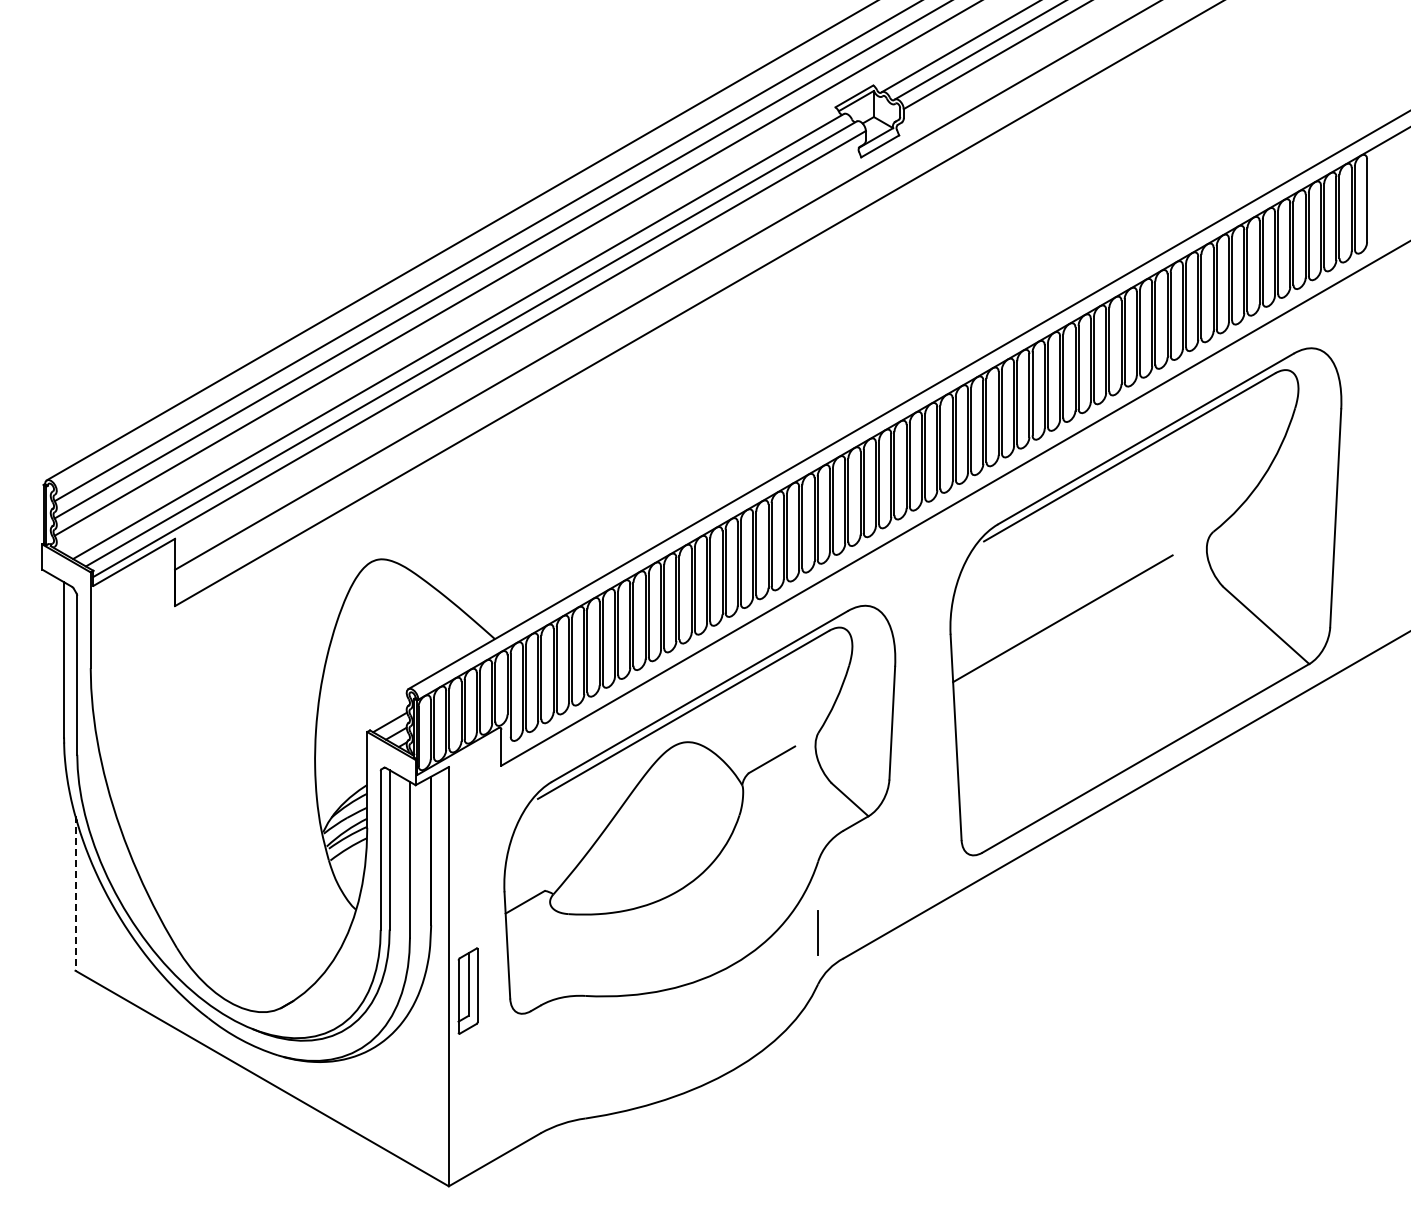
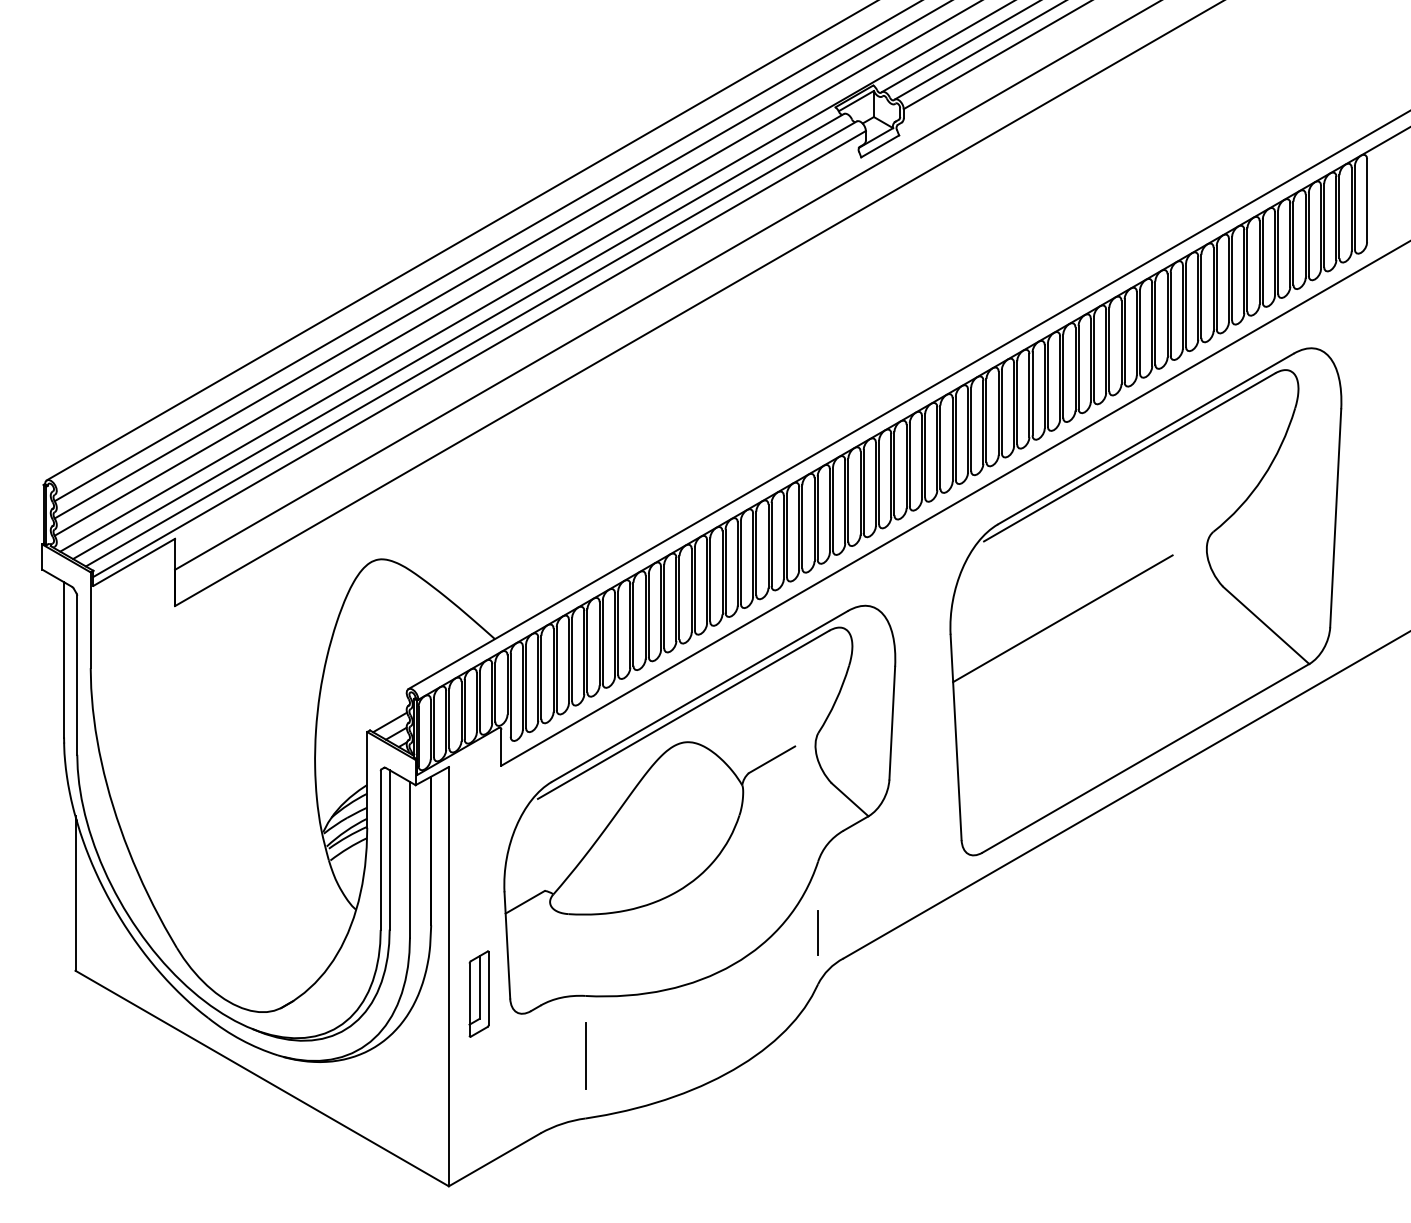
line: none -> present (536, 276)
line: dashed -> solid (75, 894)
part position: (467, 990) -> (478, 993) (478, 993)
line: none -> present (585, 1055)
